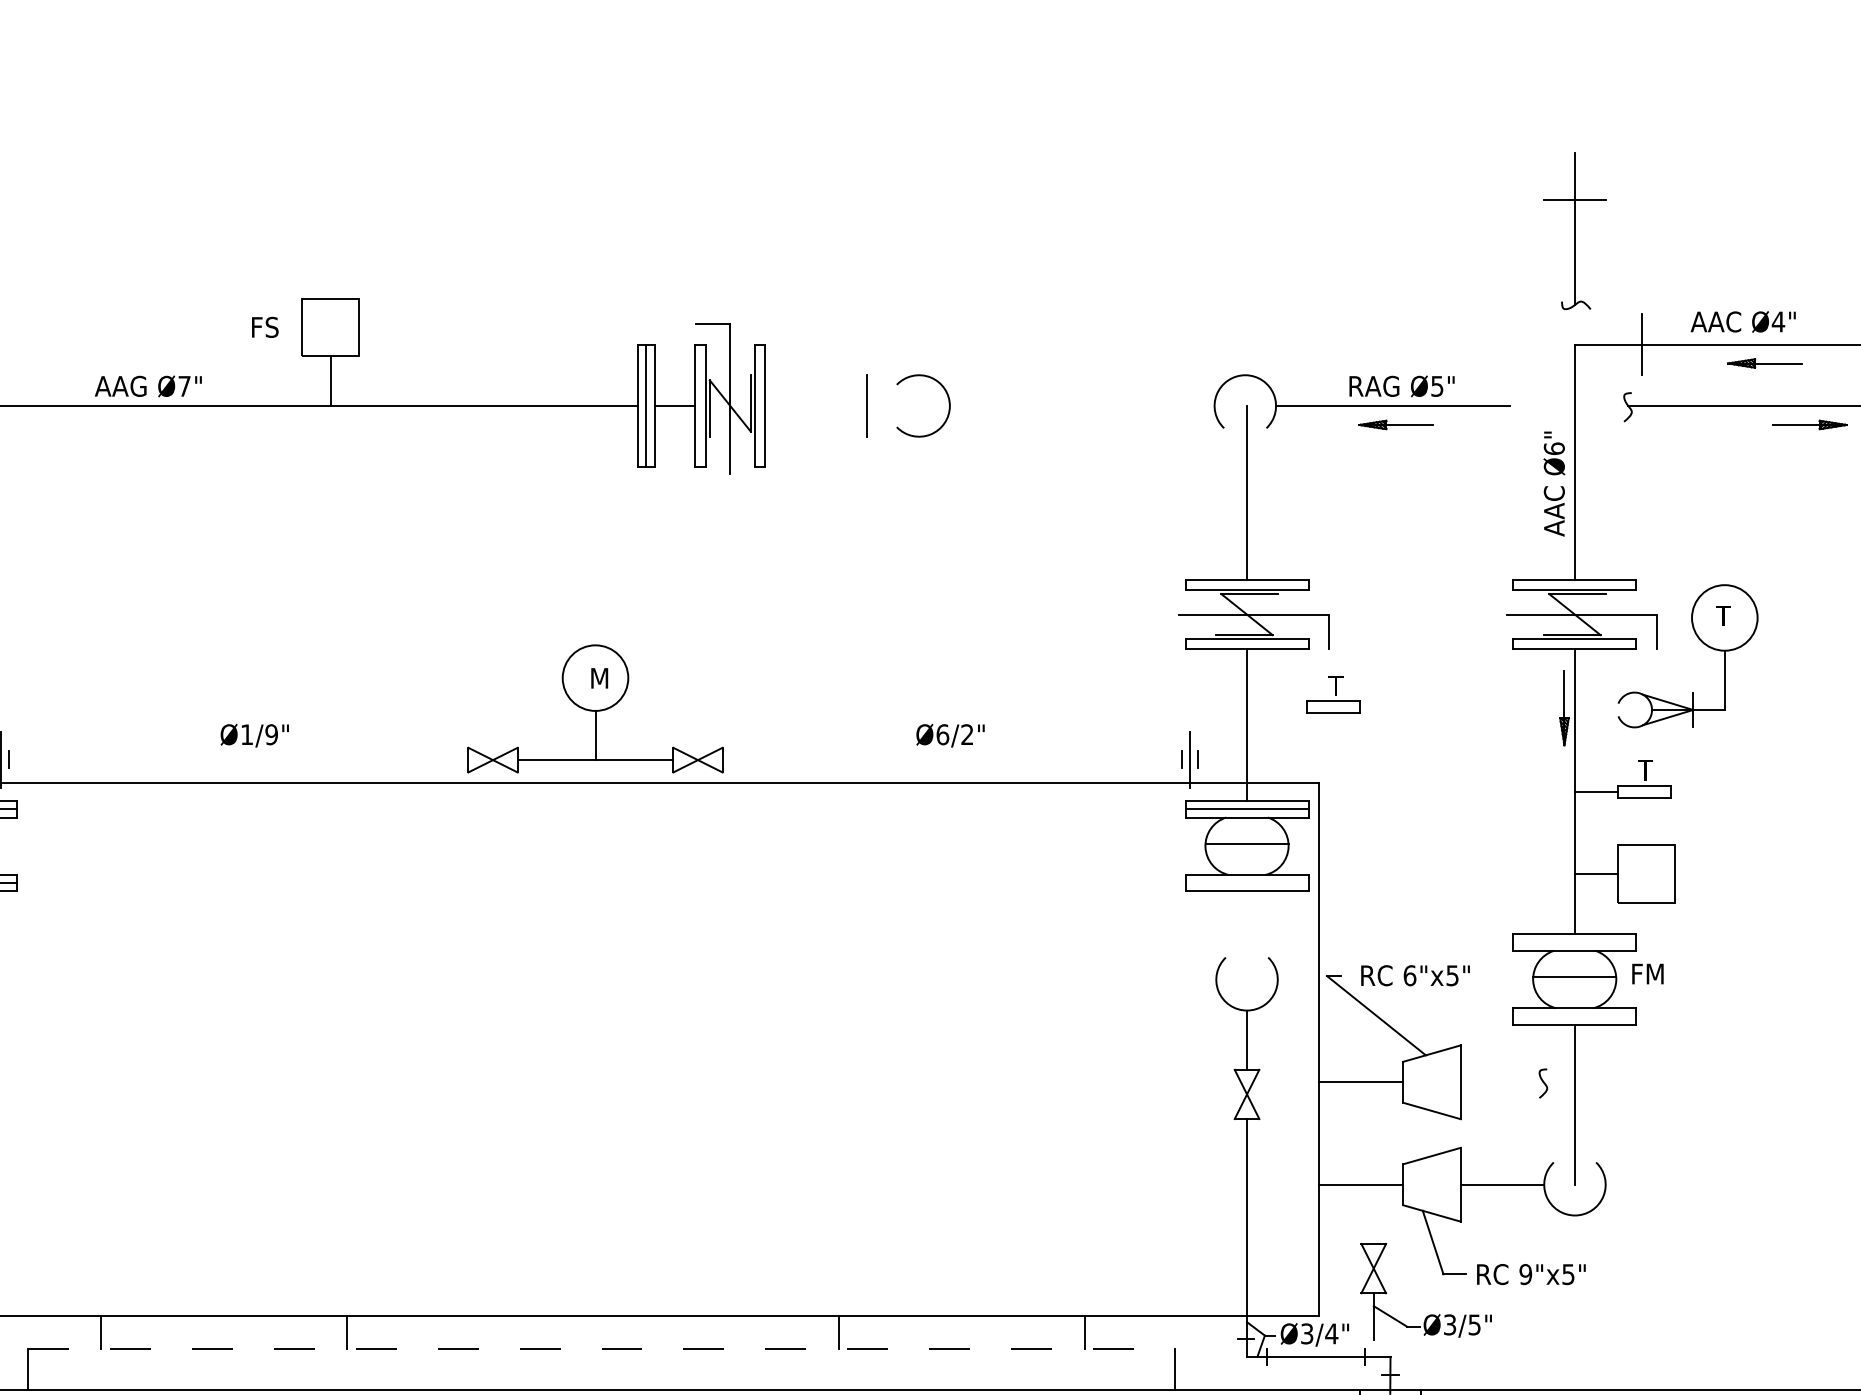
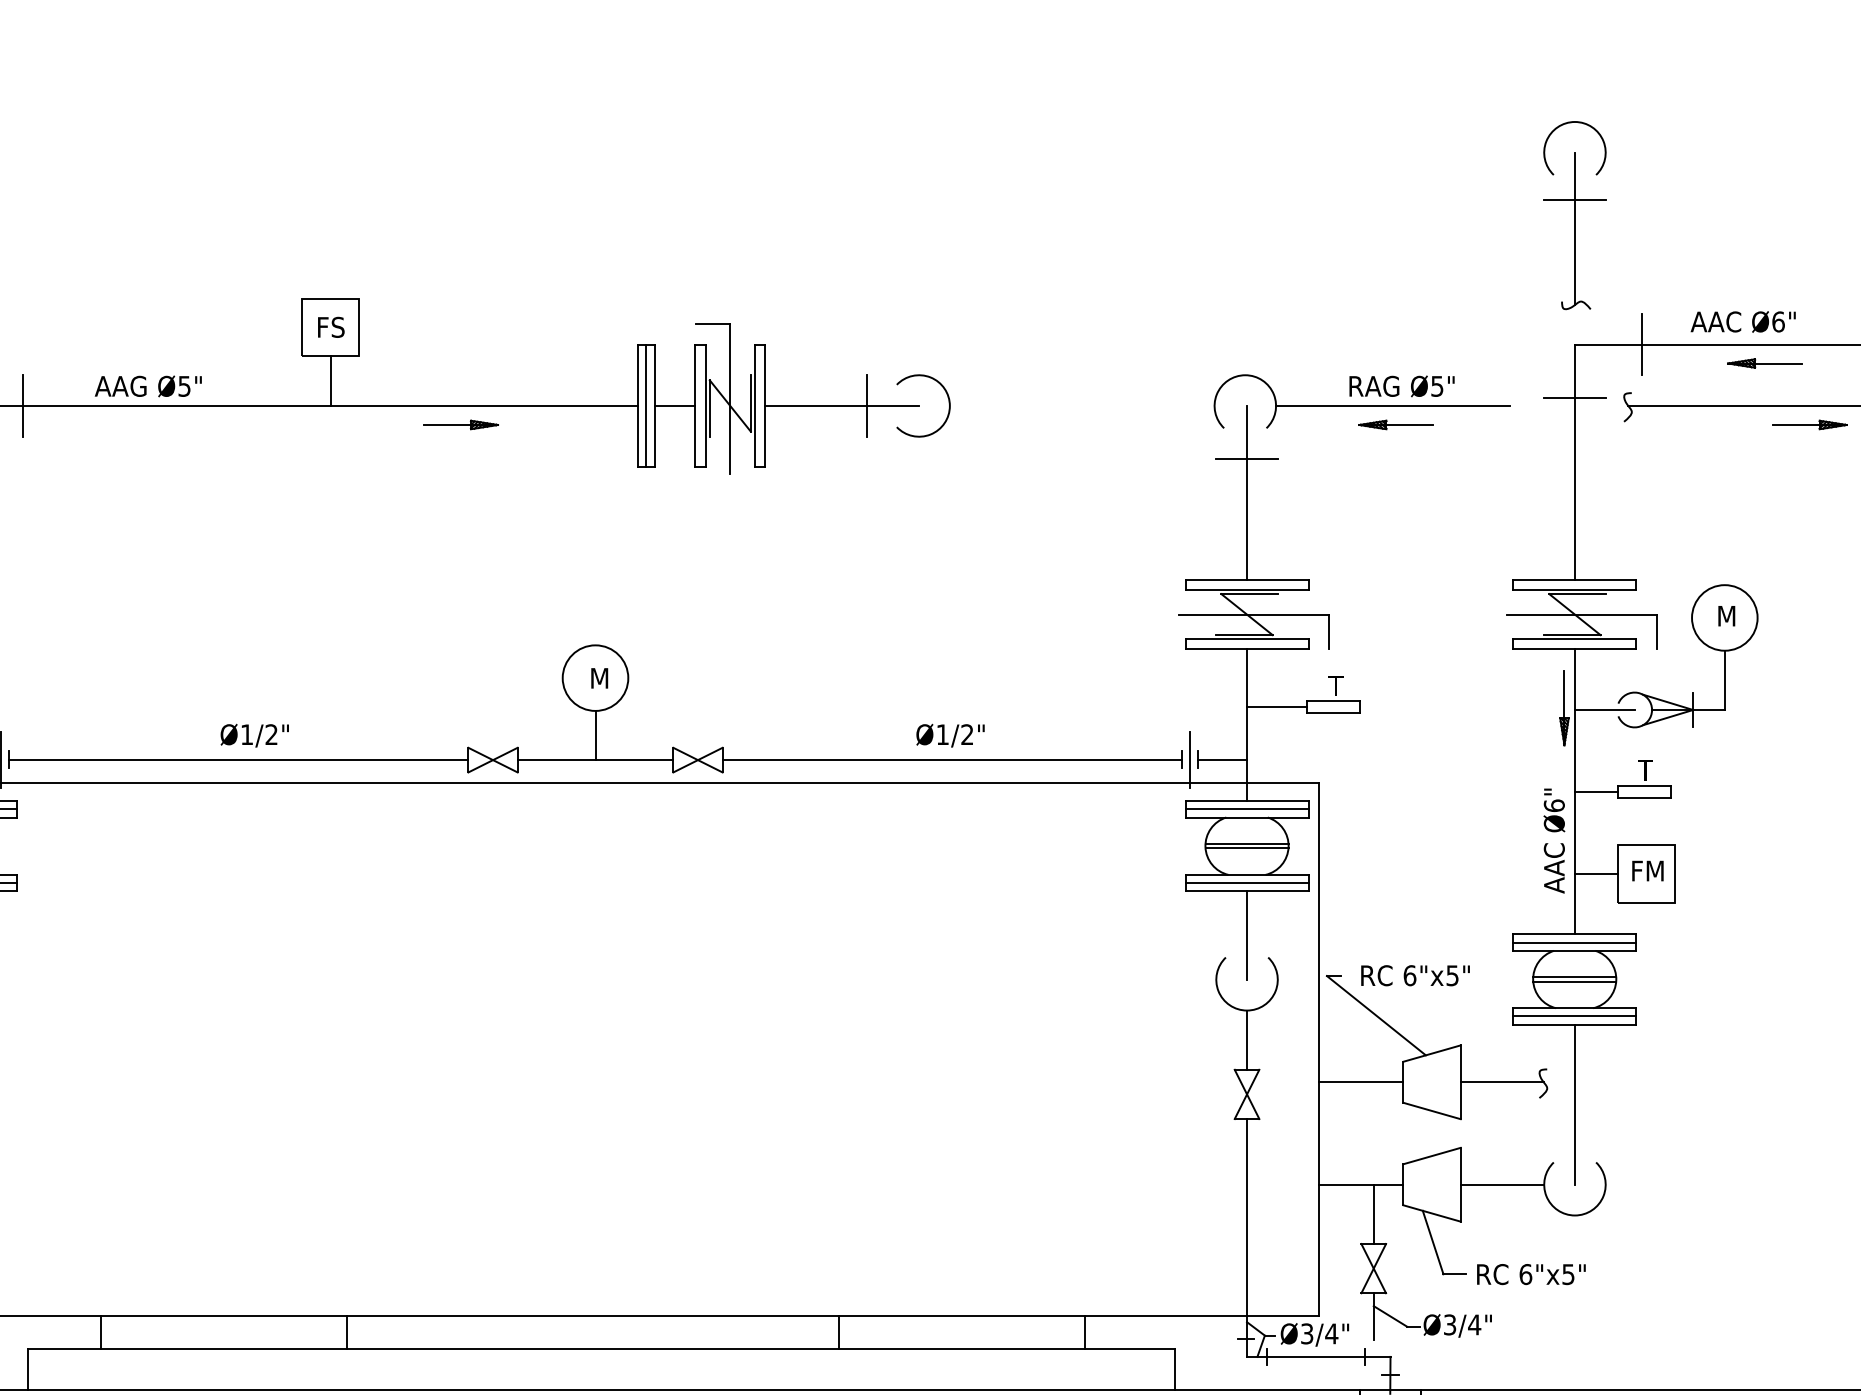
arc: none -> present (1571, 123)
text: Ø4" -> Ø6" (1778, 321)
text position: (265, 326) -> (331, 326) (331, 326)
text: Ø7" -> Ø5" (184, 386)
line: none -> present (1574, 397)
line: none -> present (23, 405)
line: none -> present (842, 406)
part: none -> present (460, 424)
line: none -> present (1246, 459)
text position: (1554, 483) -> (1554, 840) (1554, 840)
text: T -> M (1725, 616)
line: none -> present (1277, 707)
line: none -> present (1604, 710)
text: Ø1/9" -> Ø1/2" (271, 734)
text: Ø6/2" -> Ø1/2" (942, 734)
line: none -> present (238, 760)
line: none -> present (951, 760)
line: none -> present (1222, 760)
line: none -> present (1246, 848)
line: none -> present (1246, 883)
line: none -> present (1247, 935)
line: none -> present (1574, 942)
text position: (1647, 973) -> (1647, 870) (1647, 870)
line: none -> present (1574, 981)
line: none -> present (1574, 1016)
line: none -> present (1501, 1082)
line: none -> present (1373, 1214)
text: 9"x5" -> 6"x5" (1525, 1274)
text: Ø3/5" -> Ø3/4" (1474, 1324)
line: dashed -> solid (601, 1348)
